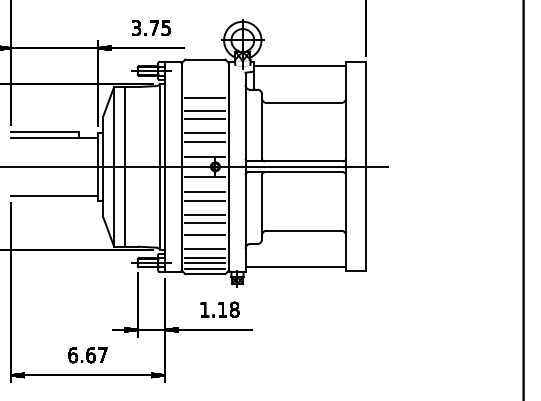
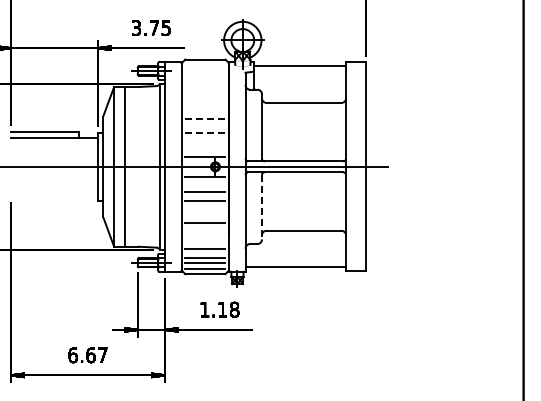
line: present -> none (205, 98)
line: present -> none (205, 110)
line: solid -> dashed (205, 118)
line: solid -> dashed (205, 132)
line: present -> none (205, 141)
line: present -> none (53, 195)
line: solid -> dashed (262, 207)
line: present -> none (205, 214)
line: present -> none (205, 235)
